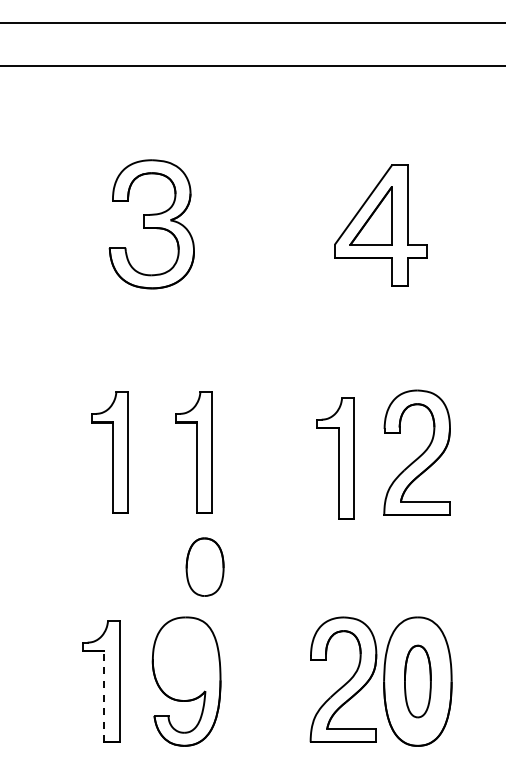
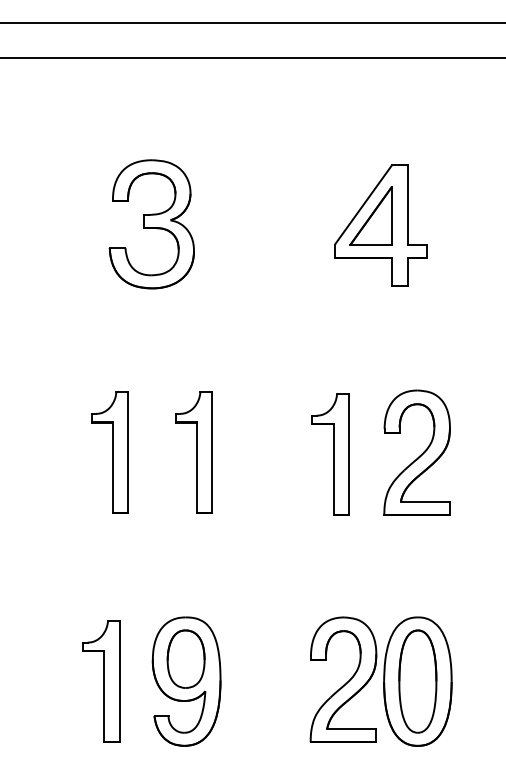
line position: (252, 66) -> (252, 58) (252, 58)
part position: (335, 458) -> (330, 454) (330, 454)
part position: (204, 566) -> (185, 658) (185, 658)
part size: 28x75 px -> 40x105 px (417, 681)
line: dashed -> solid (104, 696)
